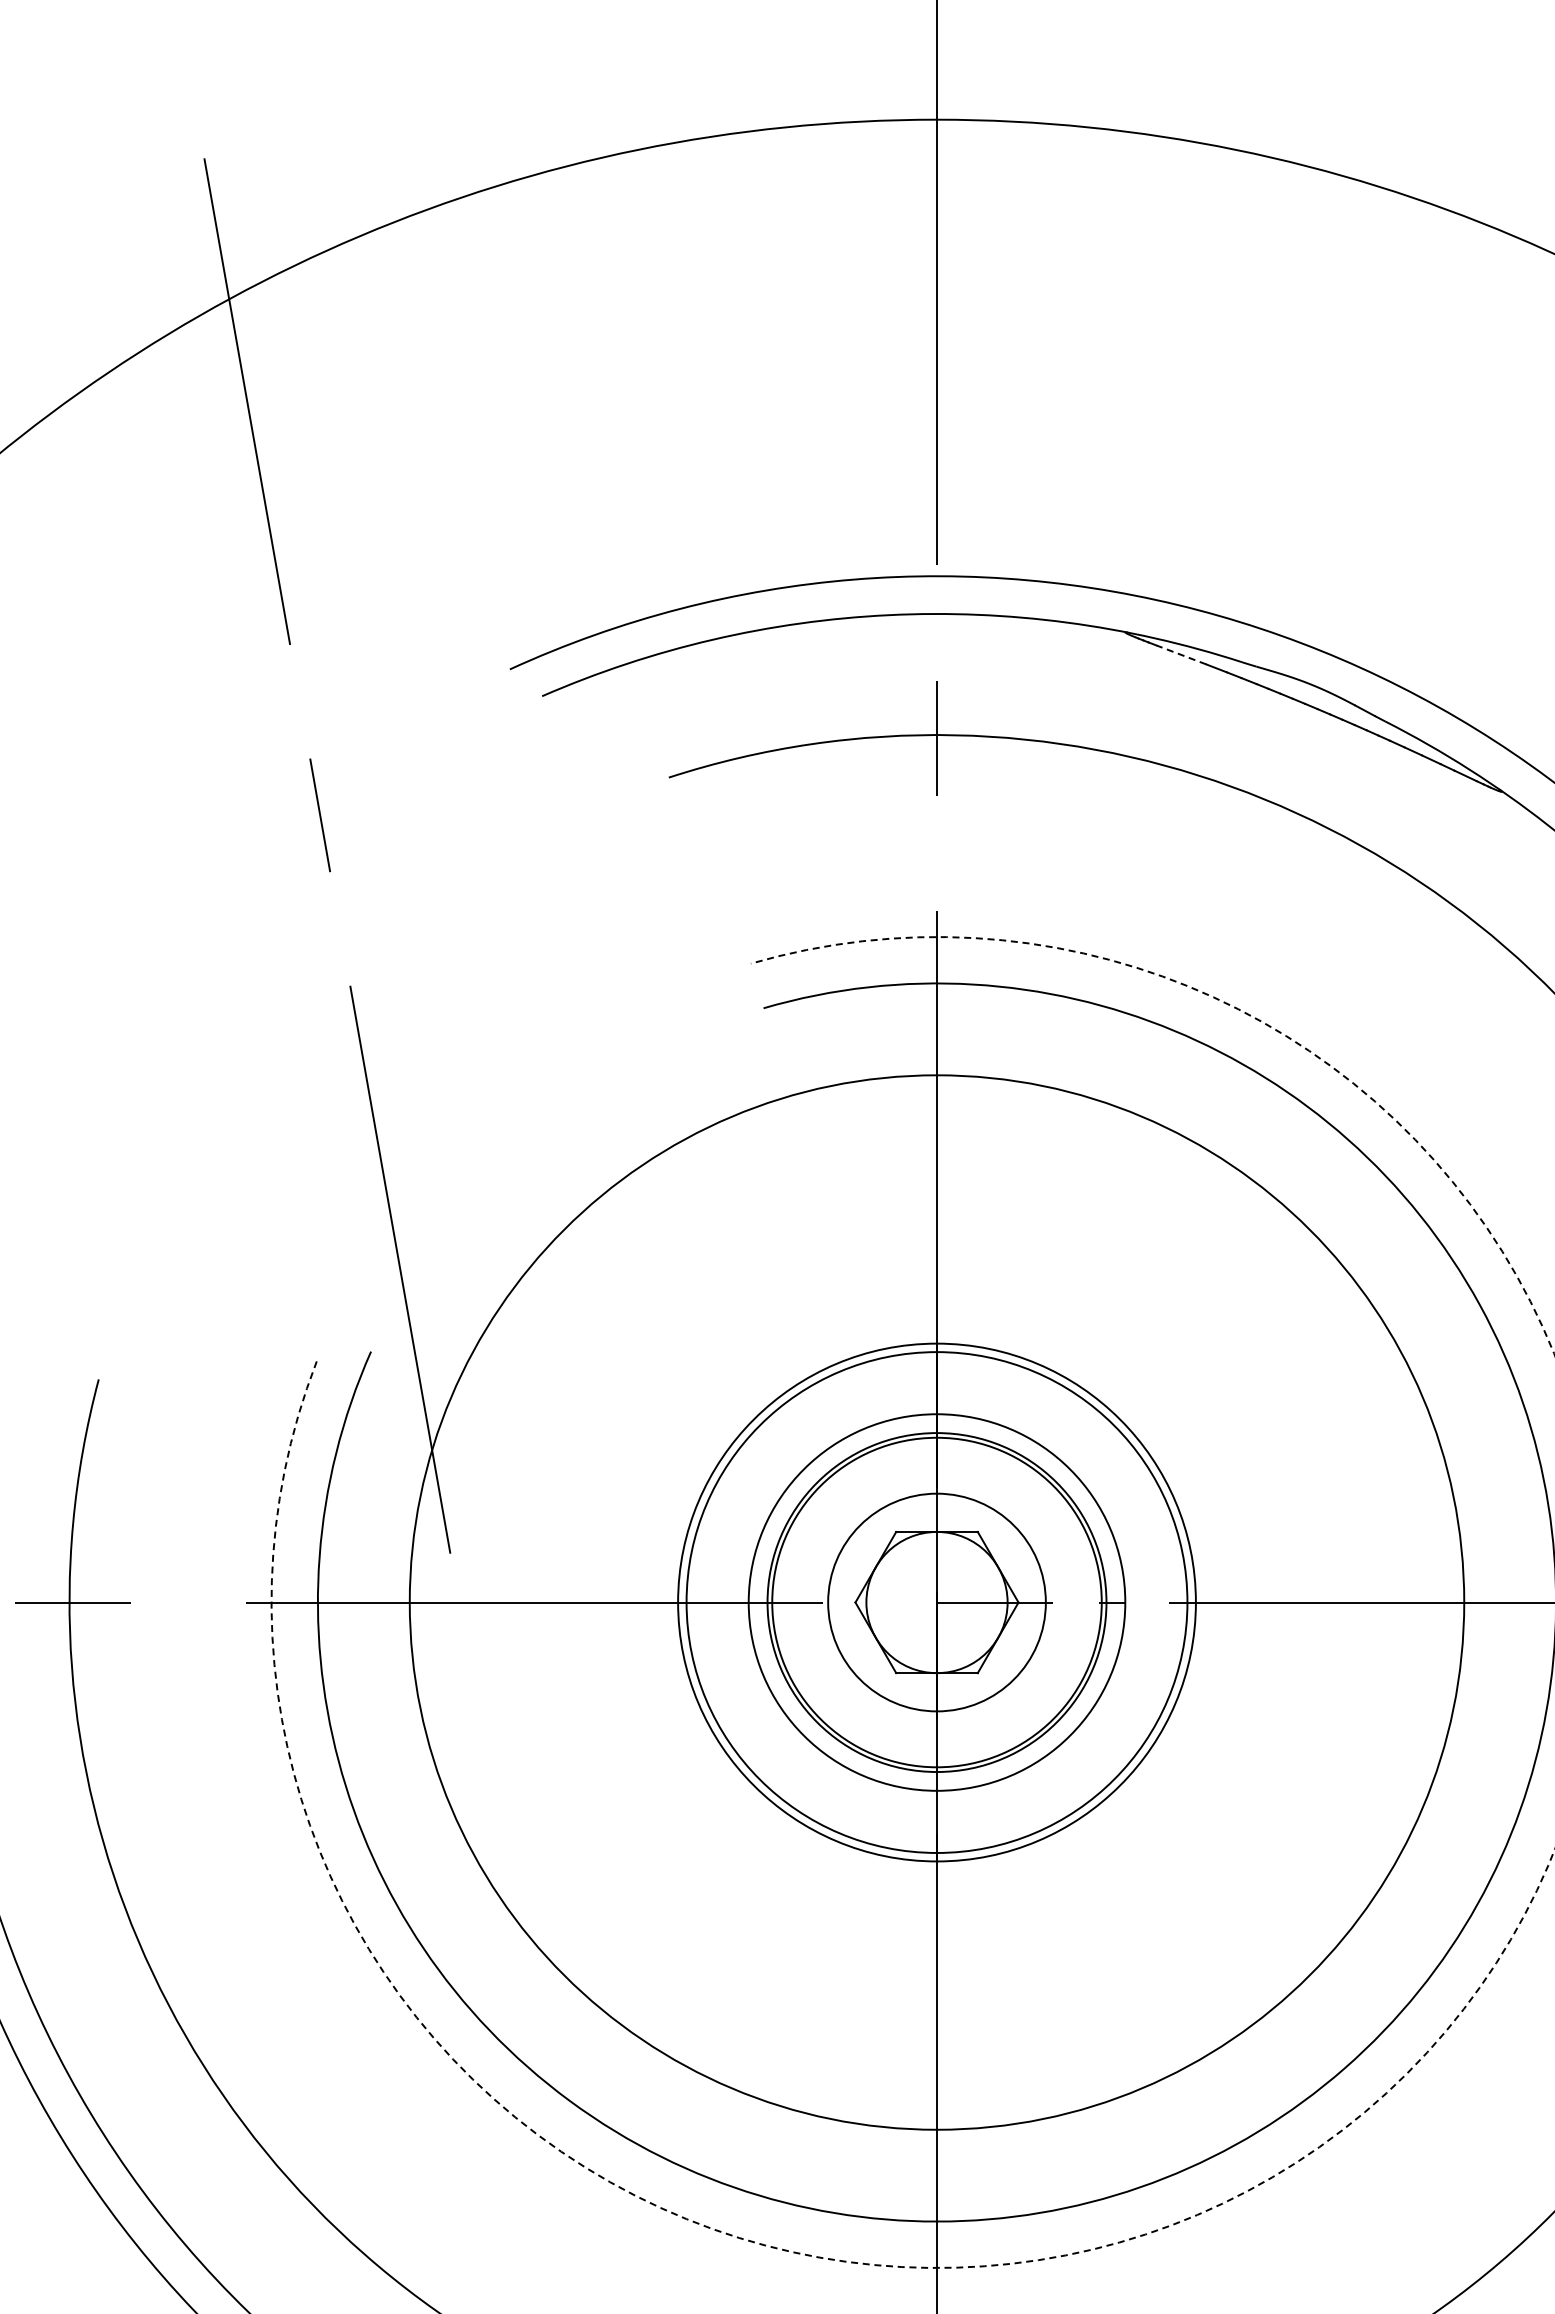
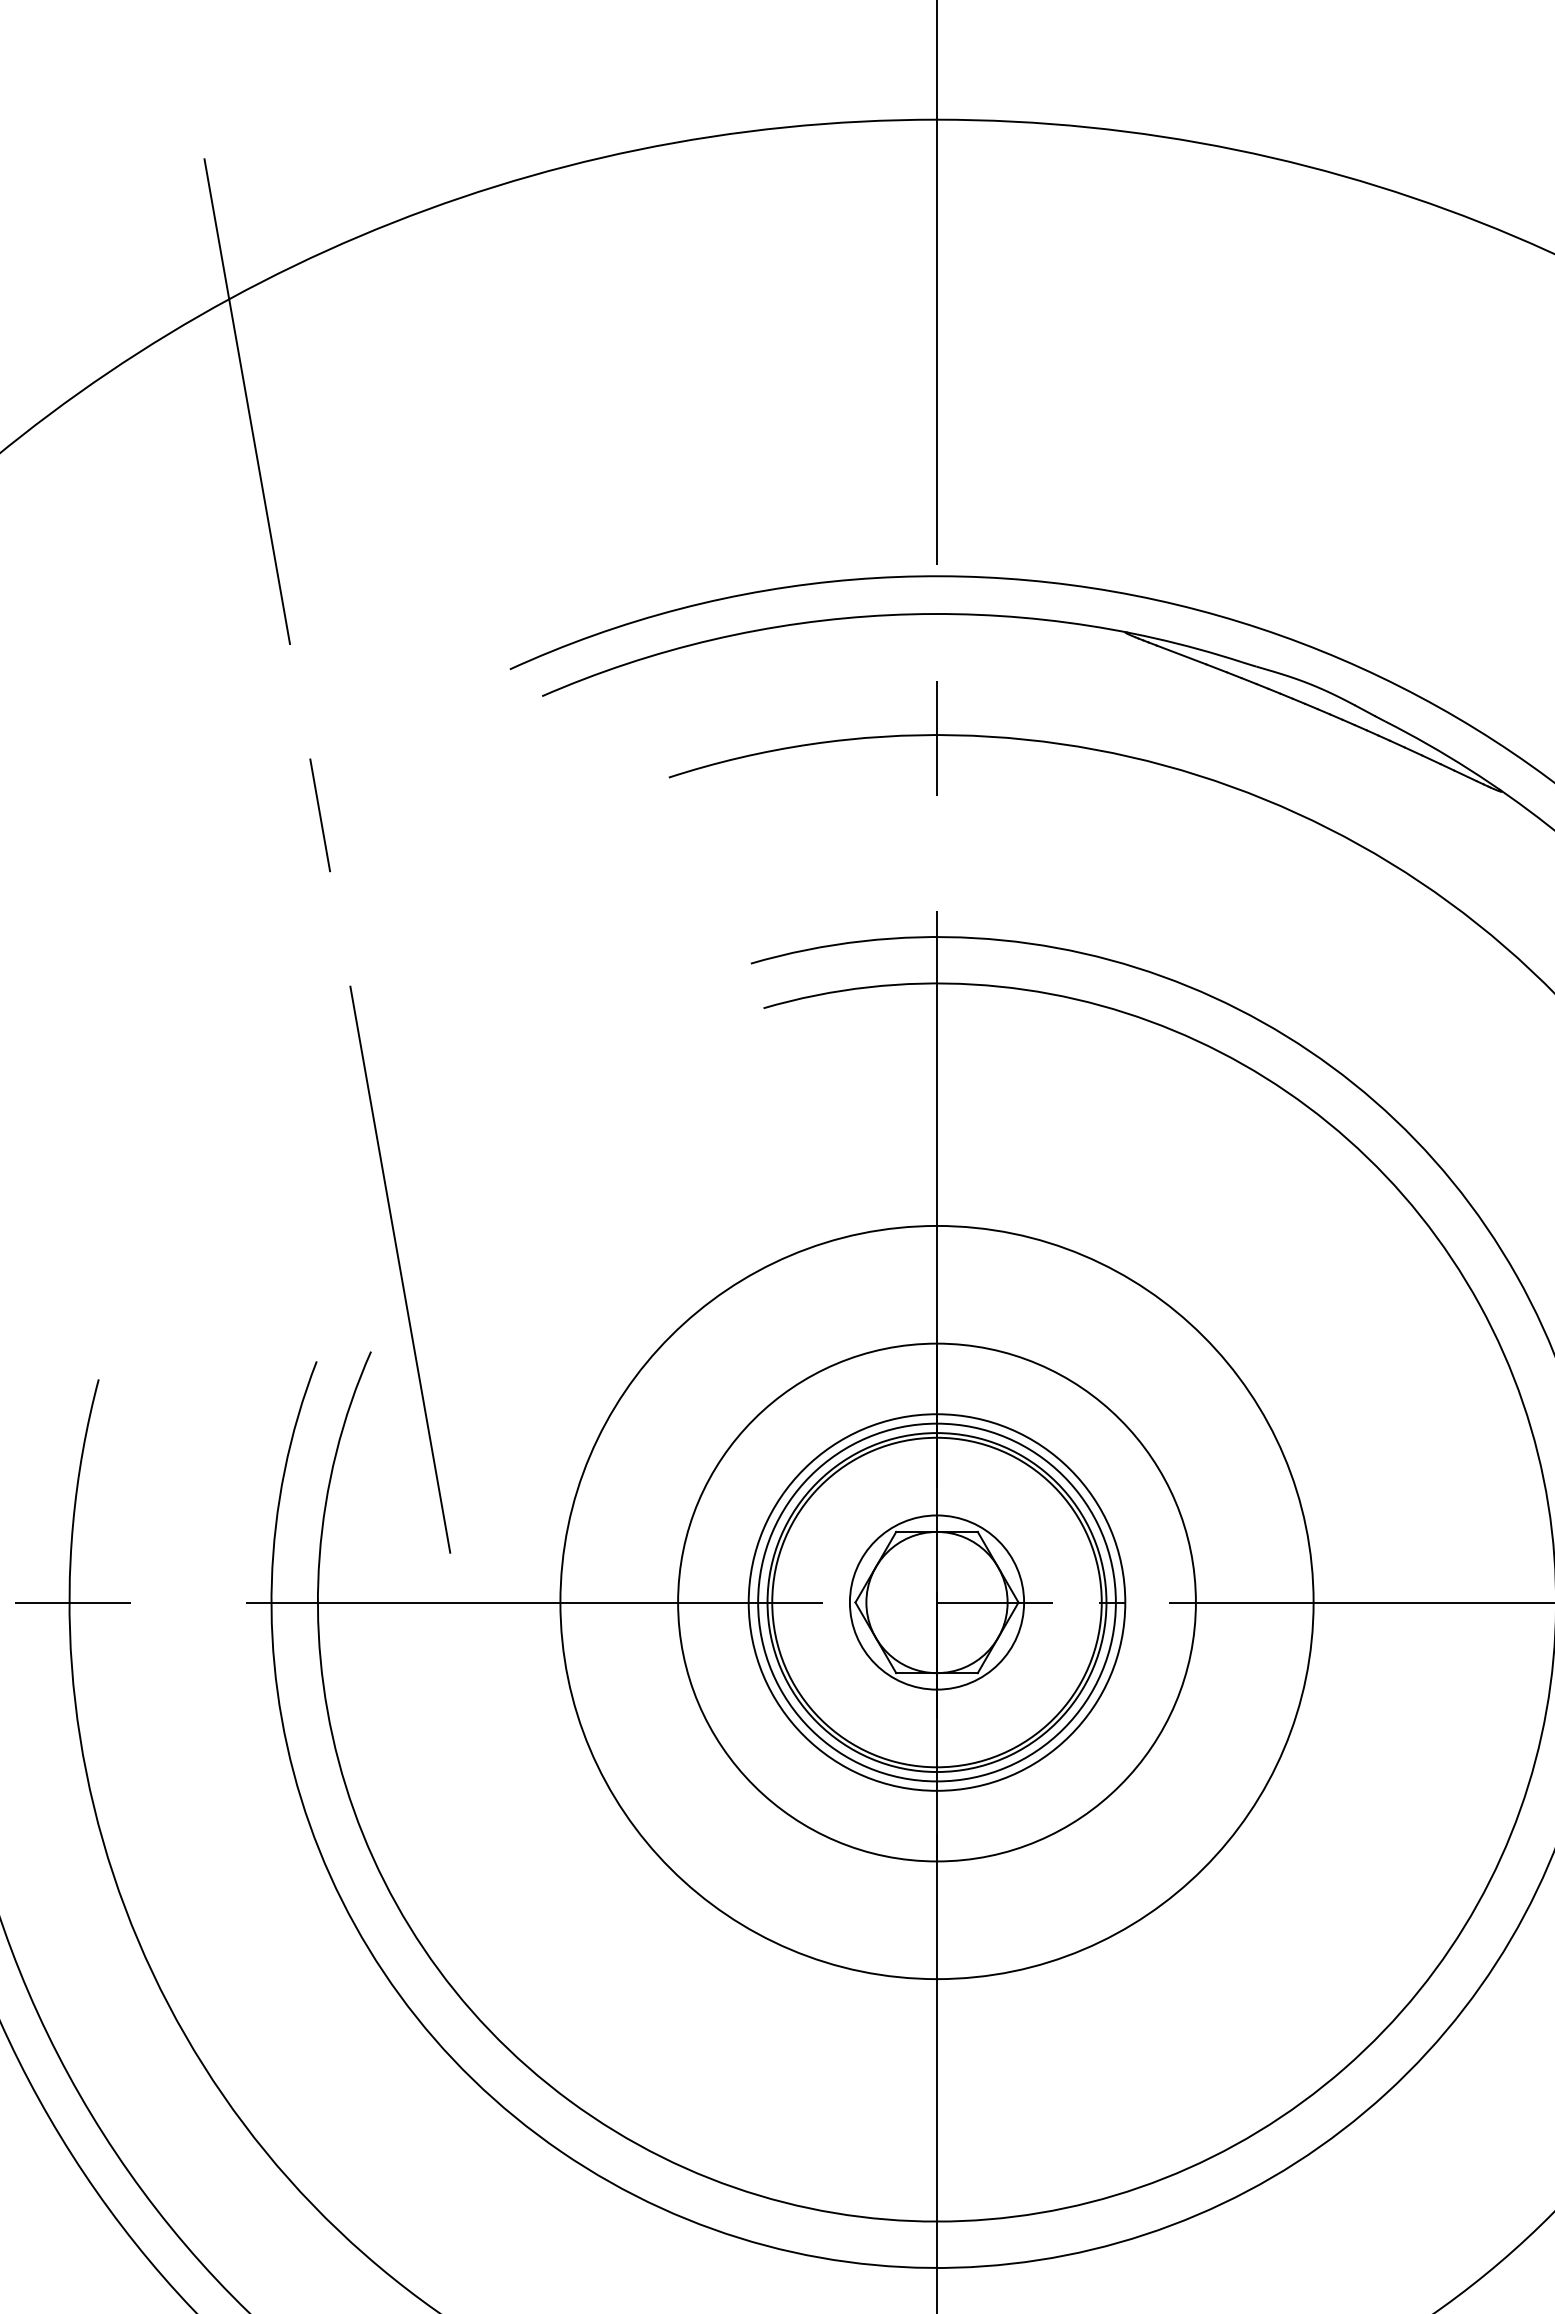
line: dashed -> solid (1181, 654)
circle diameter: 1054 px -> 753 px (936, 1602)
circle diameter: 218 px -> 174 px (936, 1602)
circle diameter: 501 px -> 358 px (936, 1602)
arc: dashed -> solid (1175, 2223)
